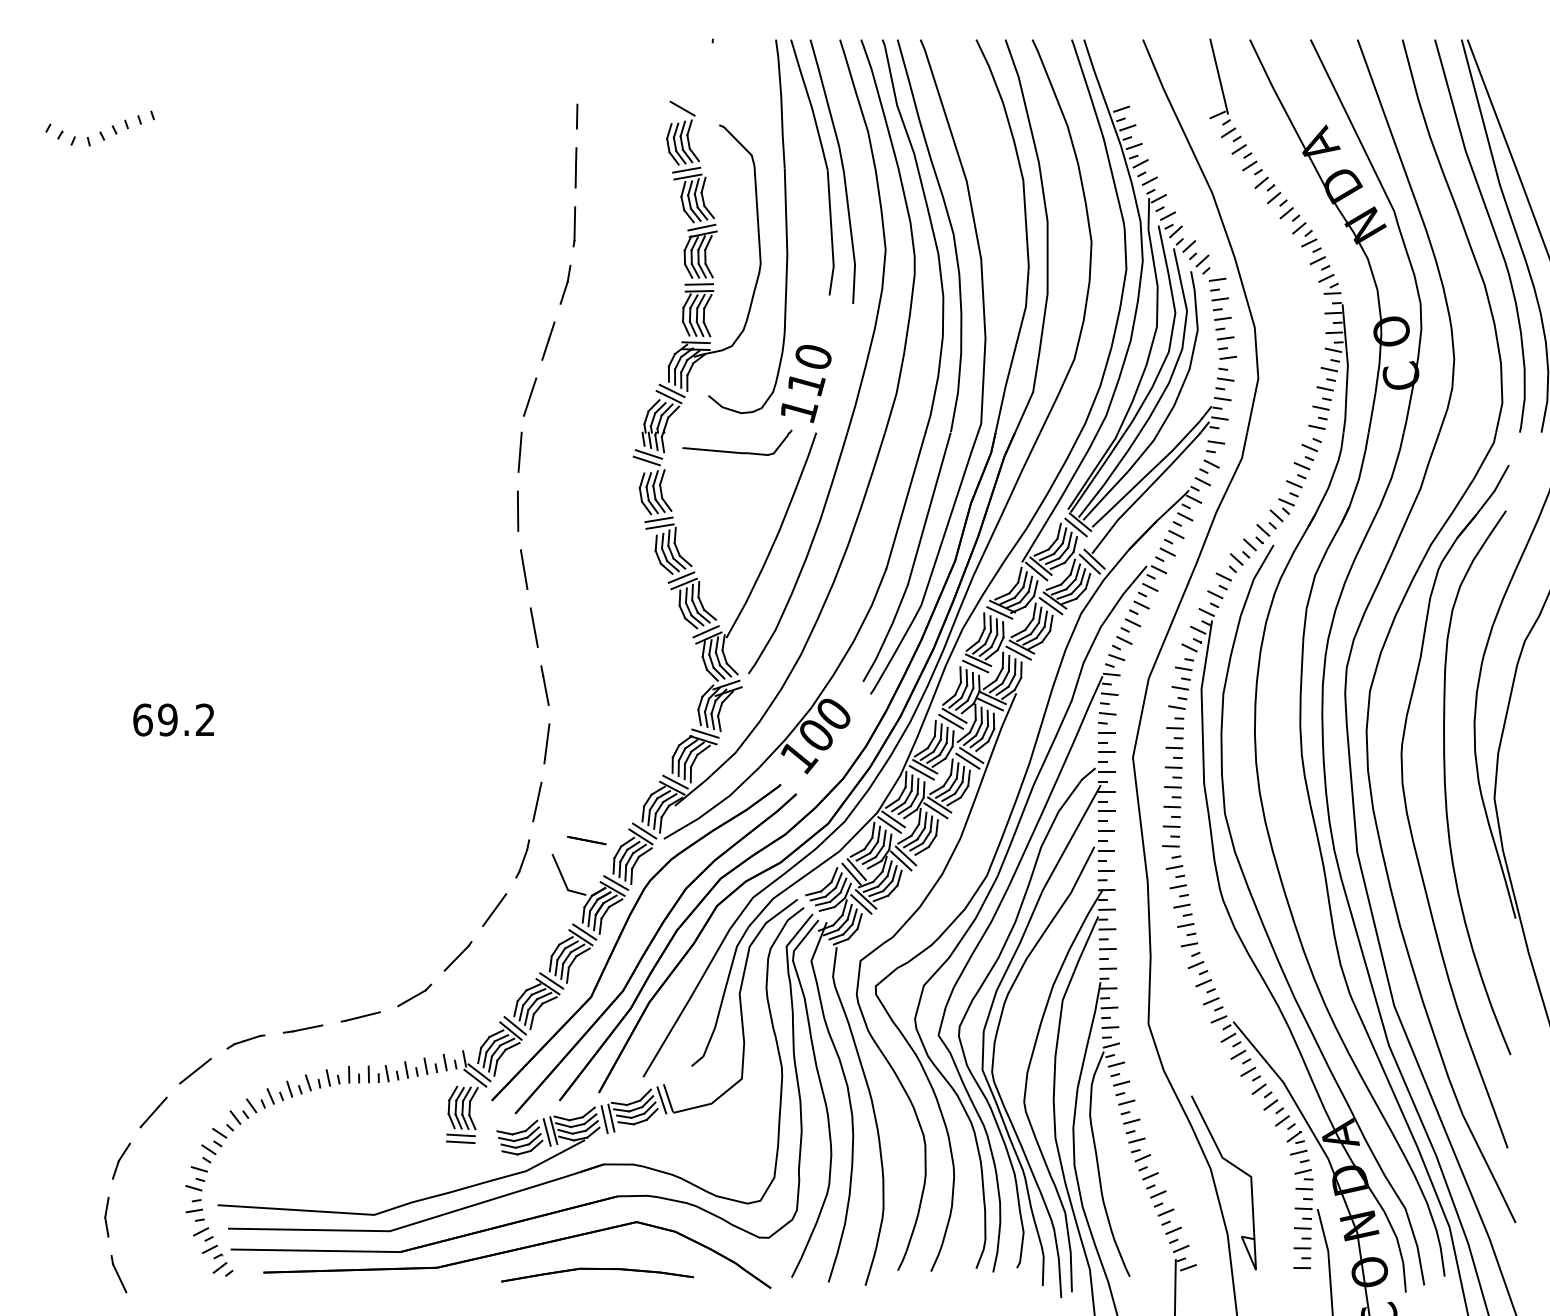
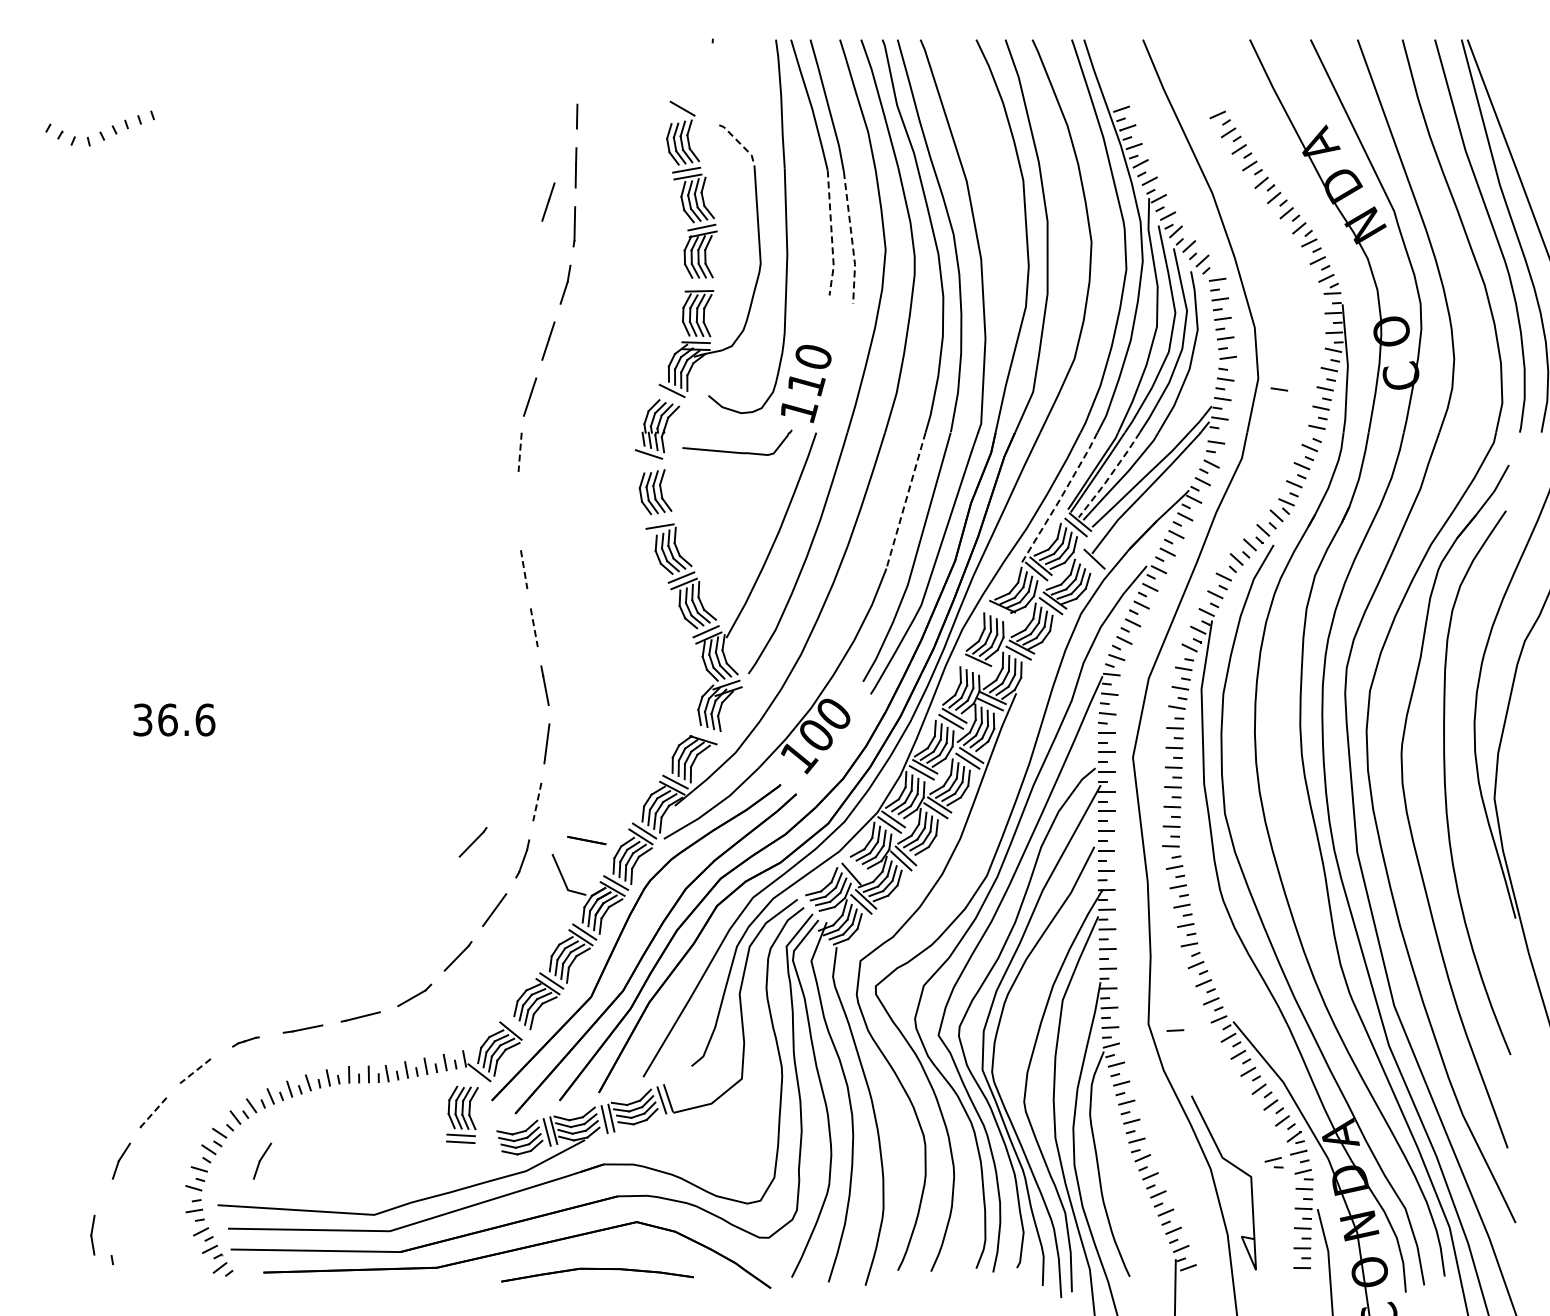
line: present -> none (1218, 76)
line: solid -> dashed (739, 143)
line: none -> present (548, 201)
line: solid -> dashed (831, 233)
line: solid -> dashed (851, 239)
line: present -> none (699, 284)
line: none -> present (1279, 389)
line: present -> none (668, 397)
line: solid -> dashed (520, 452)
line: present -> none (646, 460)
line: solid -> dashed (1110, 475)
line: solid -> dashed (1060, 498)
line: solid -> dashed (906, 500)
line: present -> none (518, 510)
line: present -> none (658, 519)
line: present -> none (1089, 563)
line: solid -> dashed (524, 569)
line: present -> none (999, 612)
line: solid -> dashed (534, 627)
line: present -> none (975, 666)
text: 69.2 -> 36.6 (174, 719)
line: present -> none (705, 733)
line: solid -> dashed (537, 802)
line: none -> present (472, 842)
line: present -> none (856, 869)
line: present -> none (514, 1025)
line: none -> present (1175, 1030)
part size: 40x16 px -> 28x12 px (245, 1041)
line: solid -> dashed (195, 1071)
line: present -> none (475, 1077)
line: solid -> dashed (153, 1112)
part: none -> present (262, 1160)
part: none -> present (1273, 1162)
part position: (106, 1216) -> (92, 1234) (92, 1234)
line: present -> none (119, 1278)
